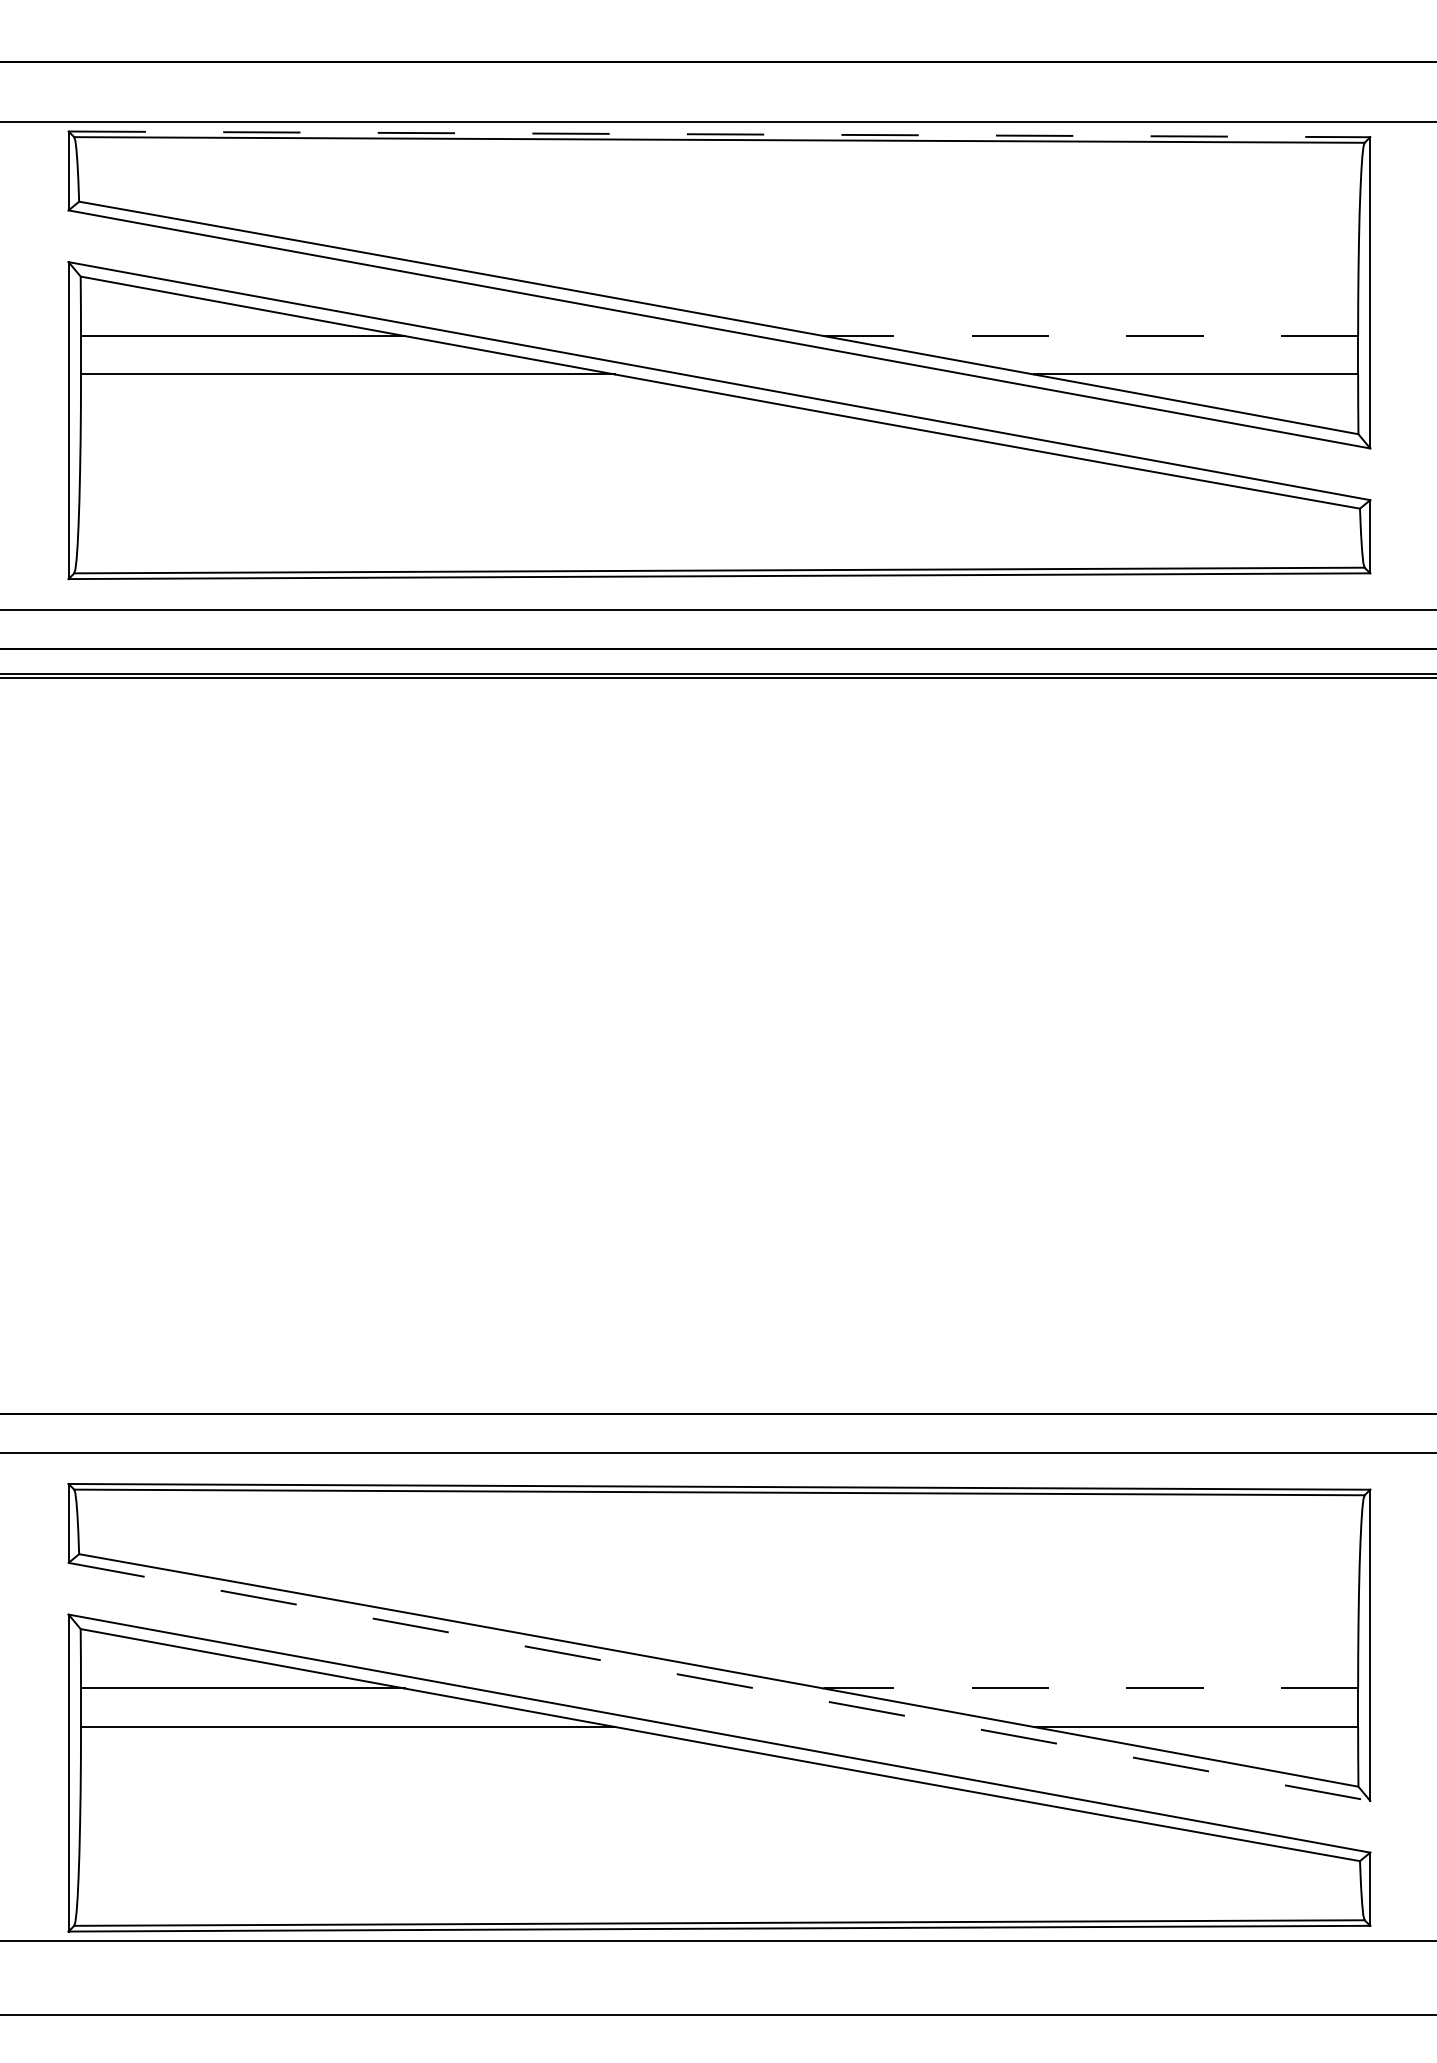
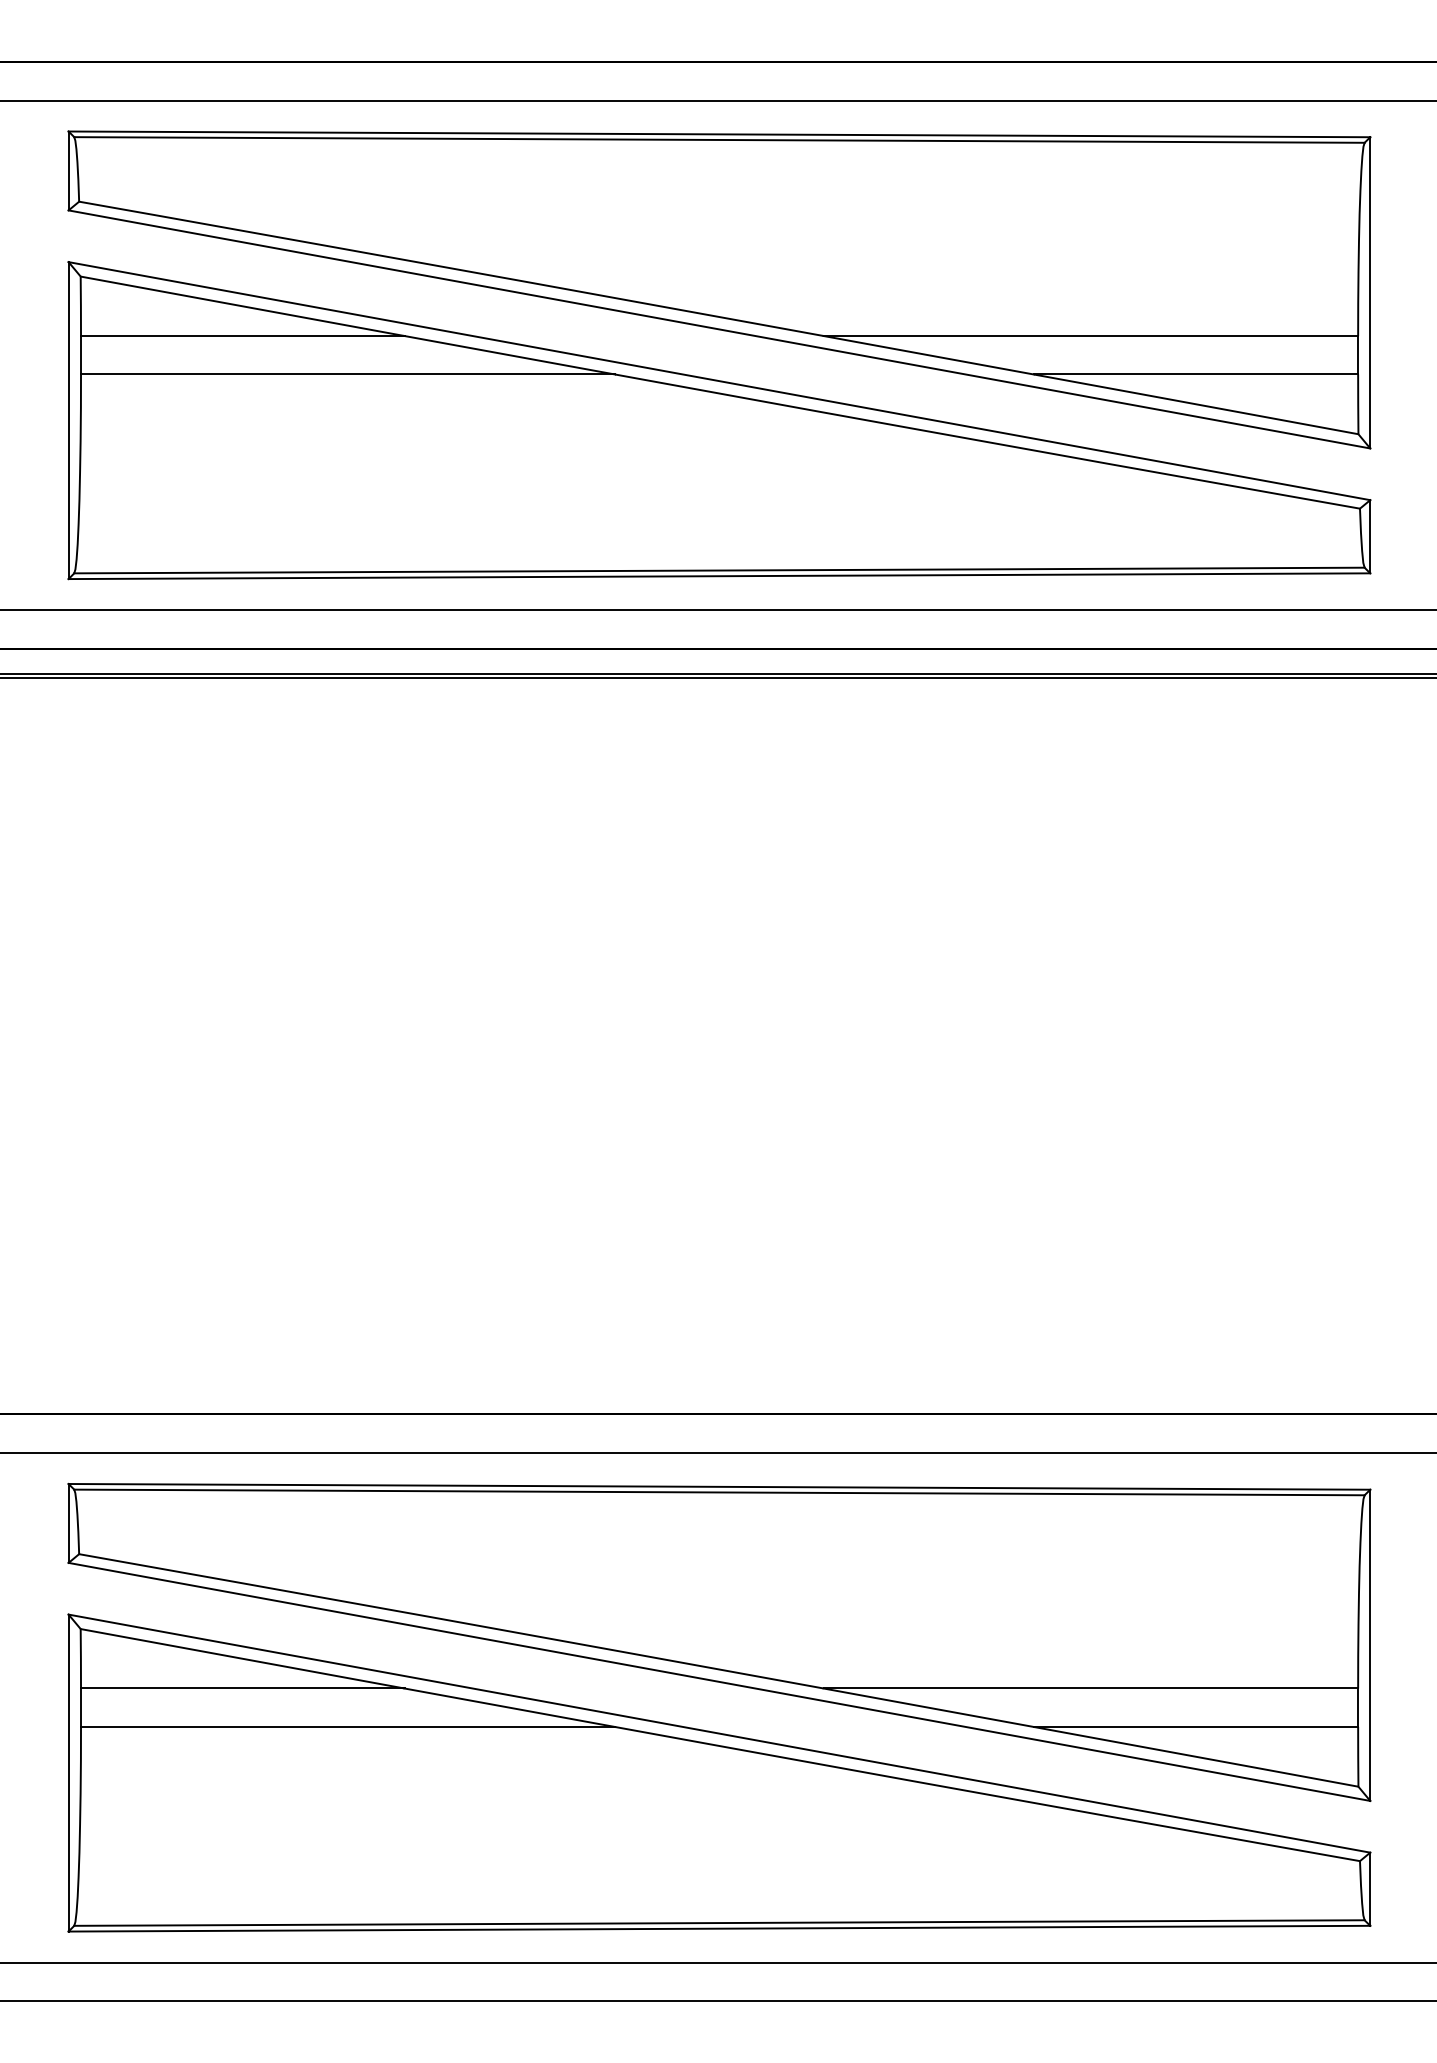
line position: (717, 121) -> (717, 100) (717, 100)
line: dashed -> solid (719, 134)
line: dashed -> solid (1090, 336)
line: dashed -> solid (719, 1681)
line: dashed -> solid (1090, 1688)
line position: (717, 1940) -> (717, 1962) (717, 1962)
line position: (717, 2015) -> (717, 2001) (717, 2001)
